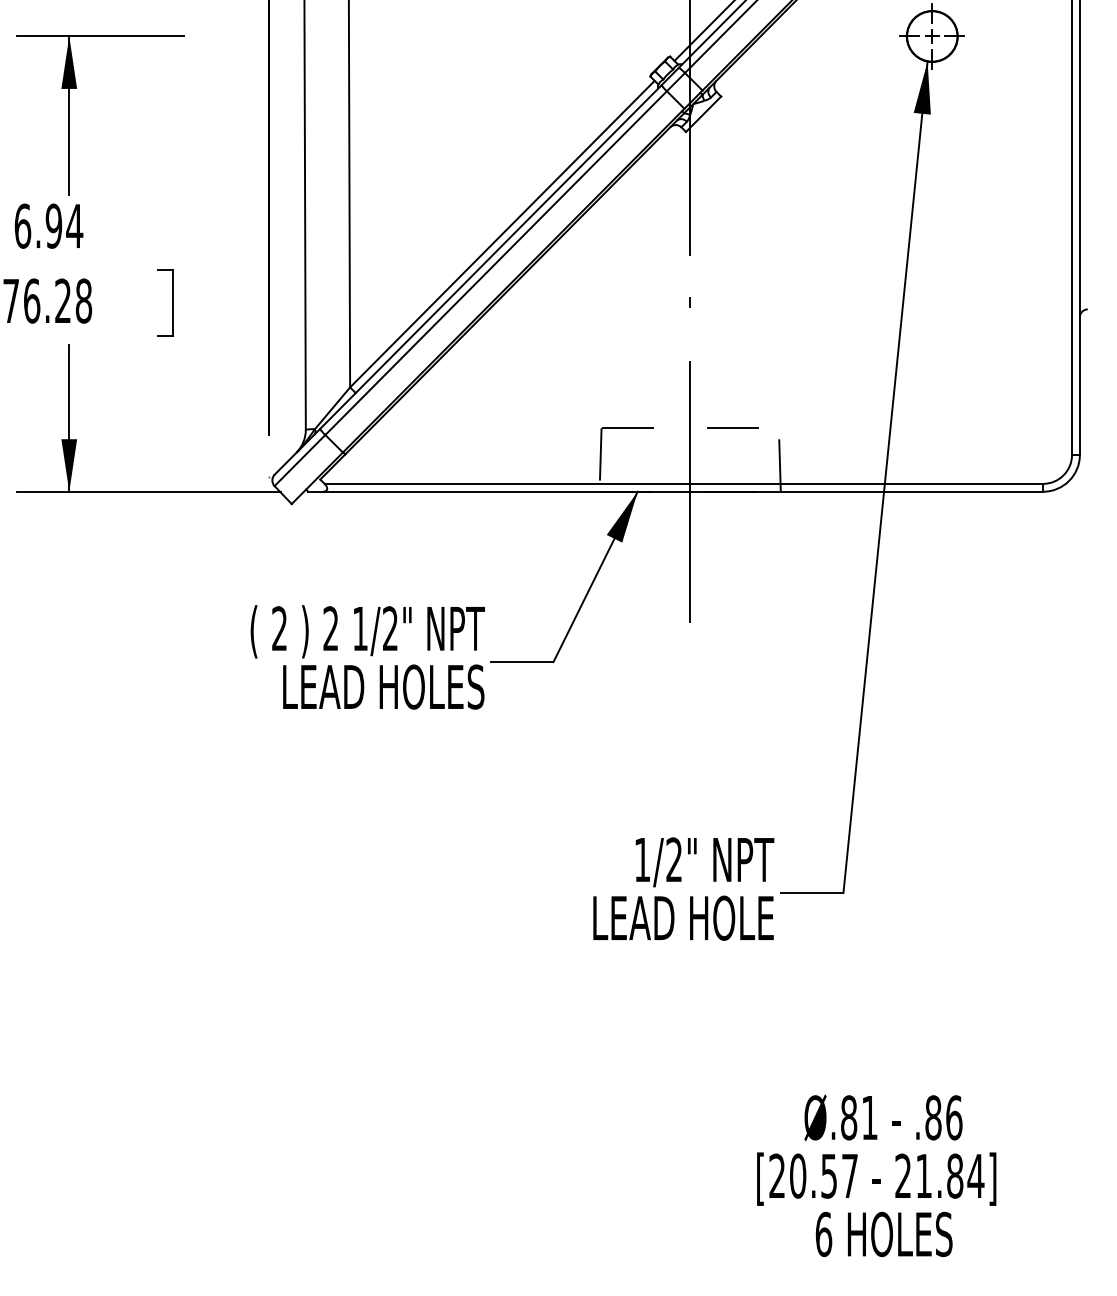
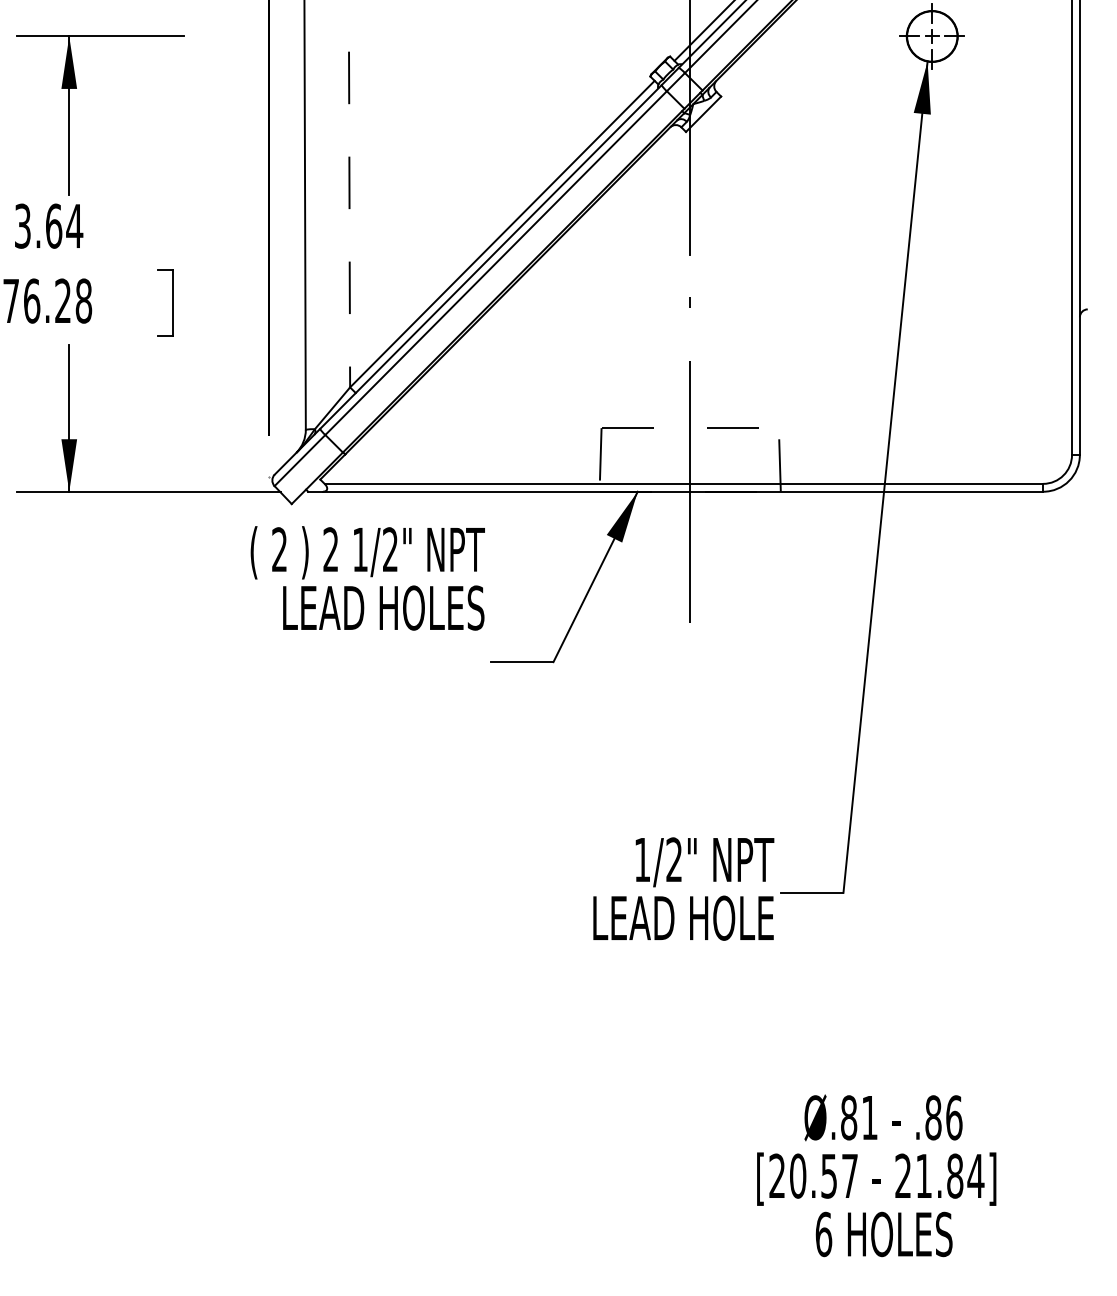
line: solid -> dashed (349, 194)
text: 6.94 -> 3.64 (38, 225)
text position: (367, 657) -> (367, 578) (367, 578)
